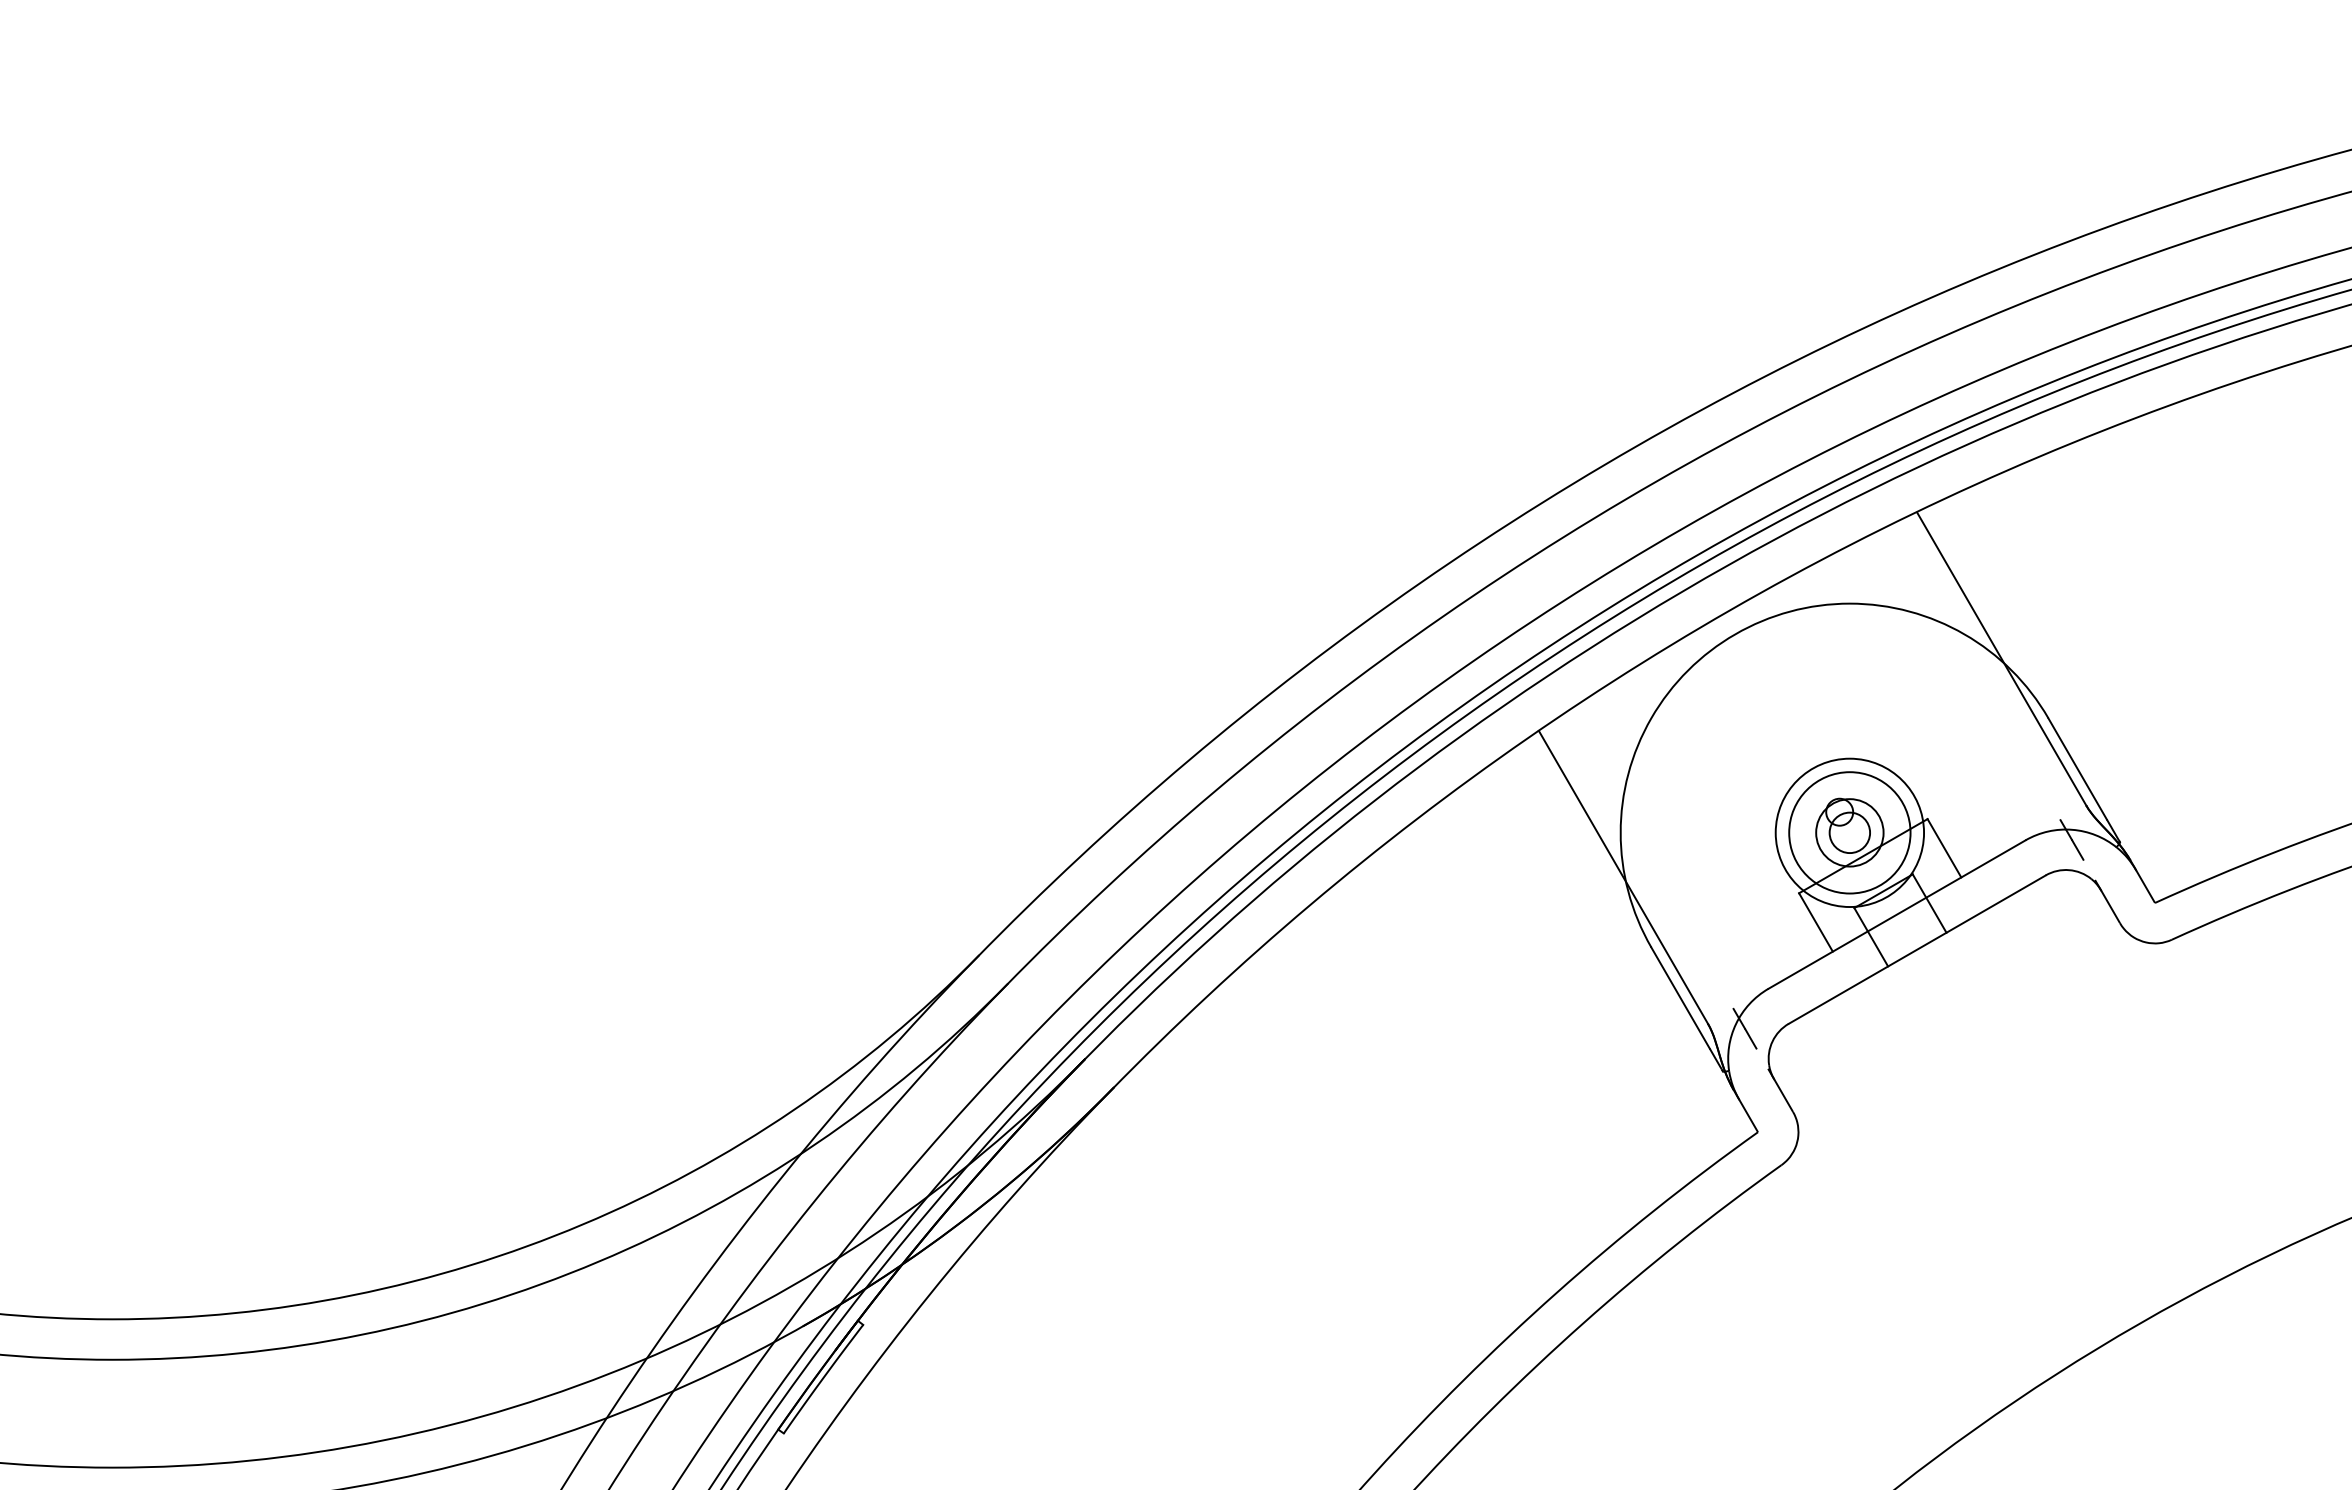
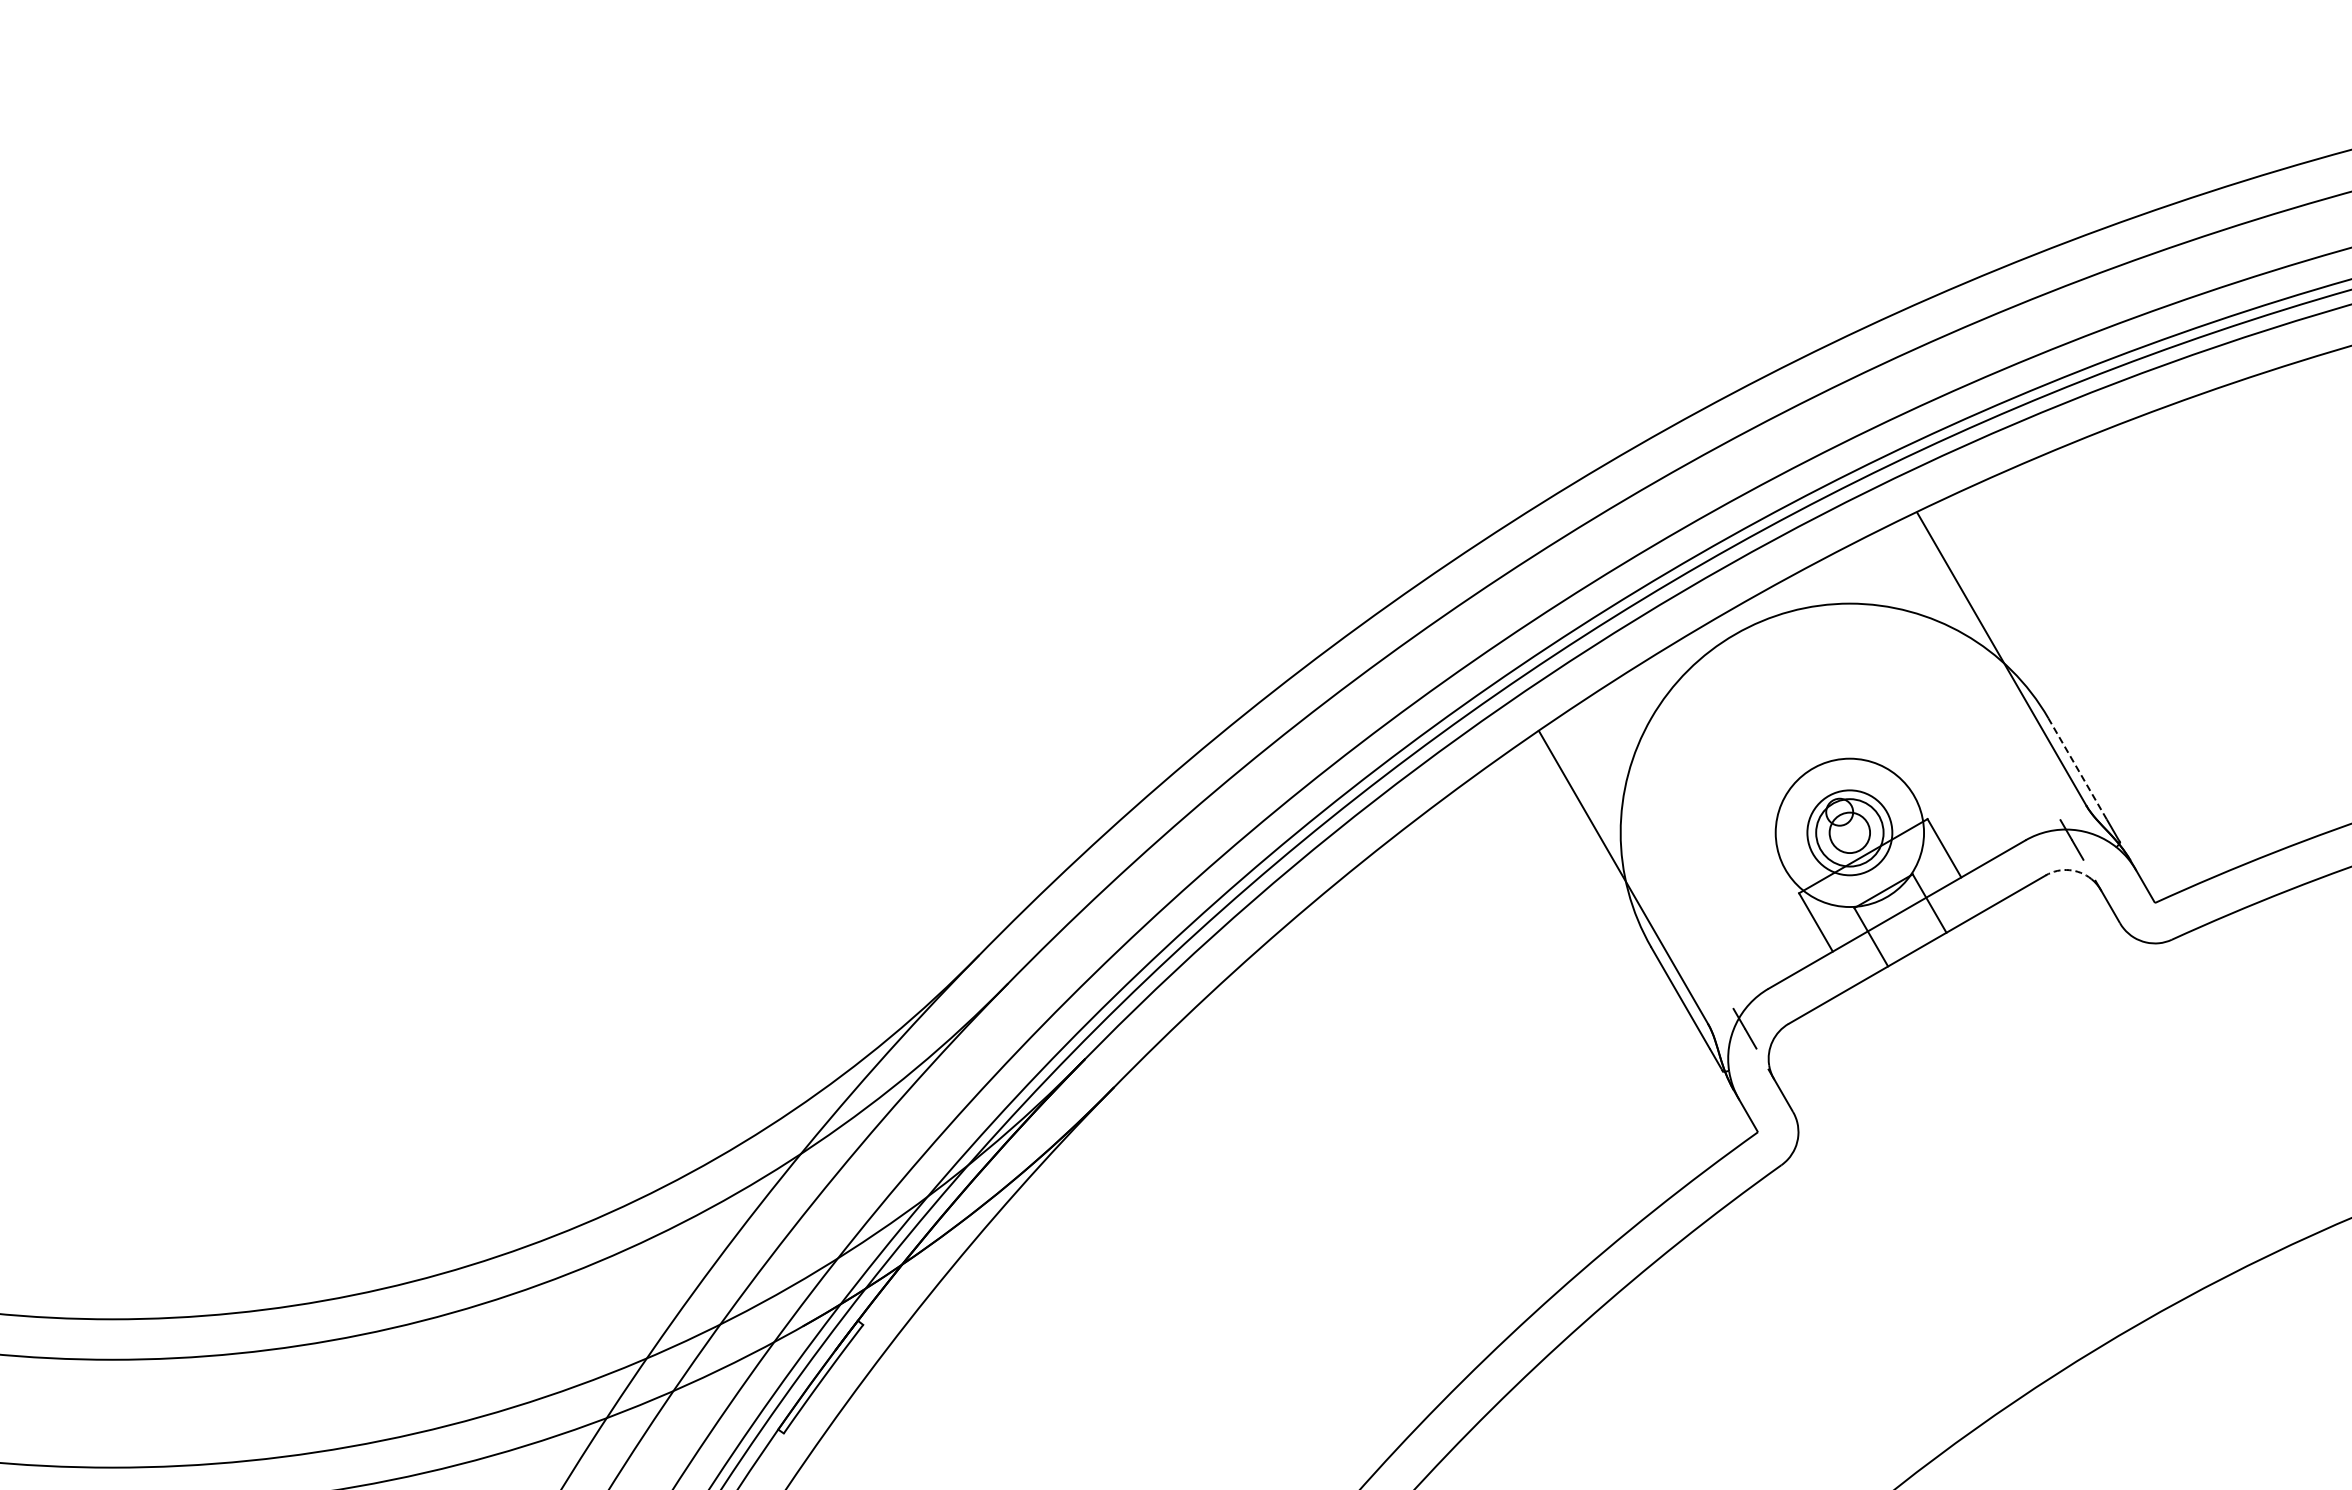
line: solid -> dashed (2077, 768)
circle diameter: 121 px -> 85 px (1849, 832)
arc: solid -> dashed (2069, 870)
